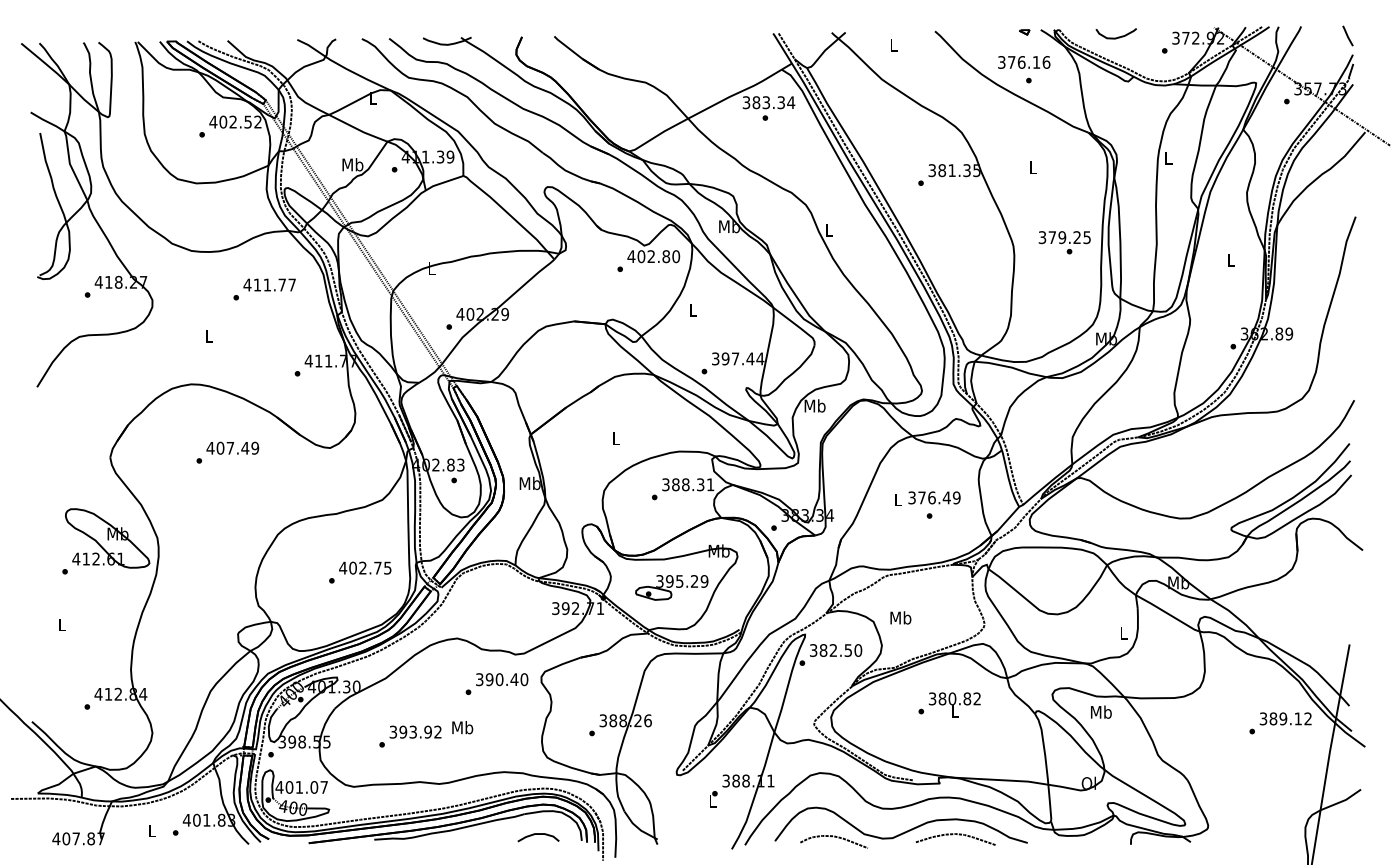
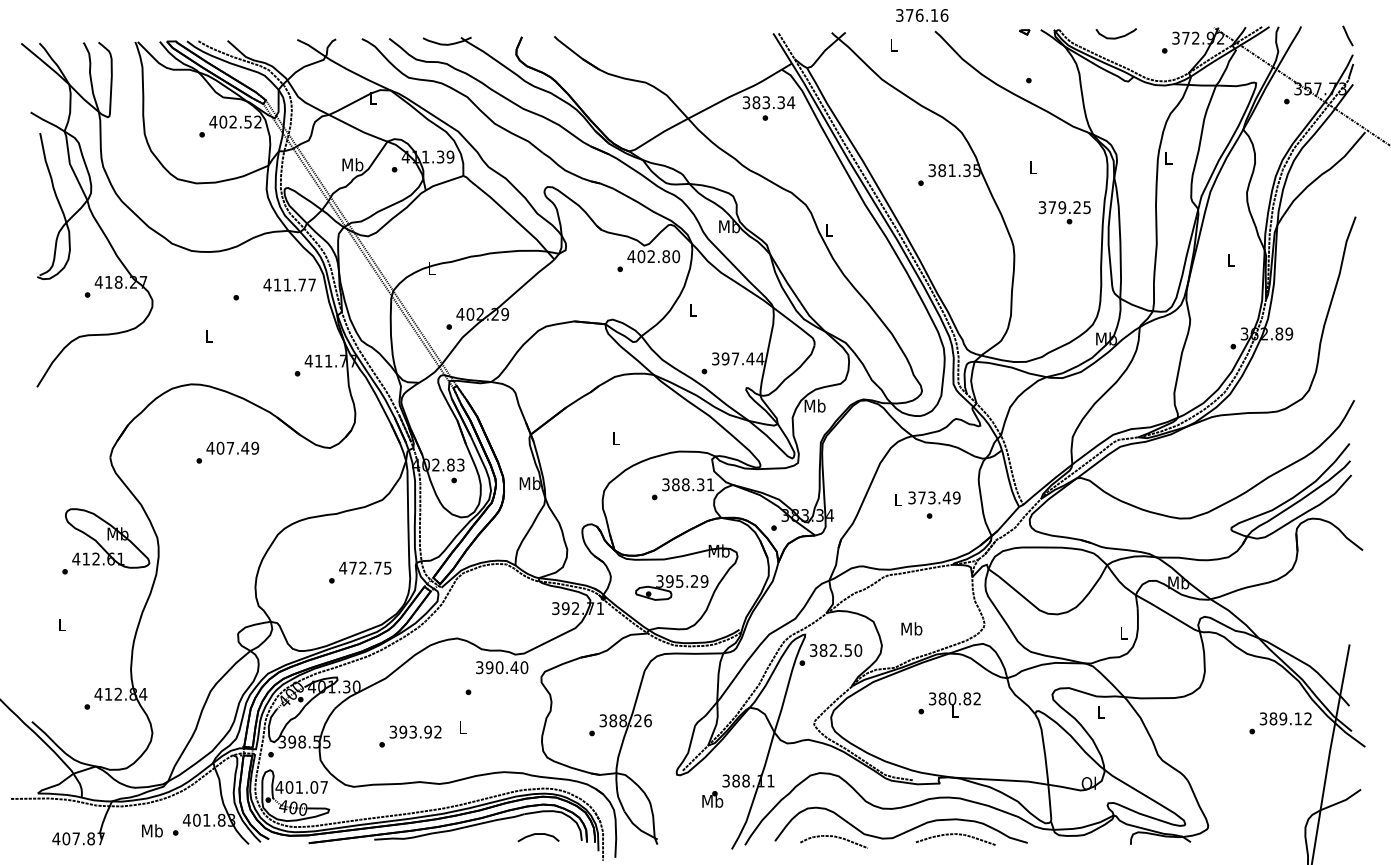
text position: (1024, 62) -> (922, 15) (922, 15)
text position: (1064, 242) -> (1064, 212) (1064, 212)
text position: (269, 284) -> (289, 284) (289, 284)
text: 376.49 -> 373.49 (931, 497)
text: 402.75 -> 472.75 (352, 567)
text position: (900, 617) -> (911, 628) (911, 628)
text position: (502, 679) -> (502, 667) (502, 667)
text: Mb -> L (1101, 711)
text: Mb -> L (462, 727)
text: L -> Mb (712, 801)
text: L -> Mb (152, 830)
